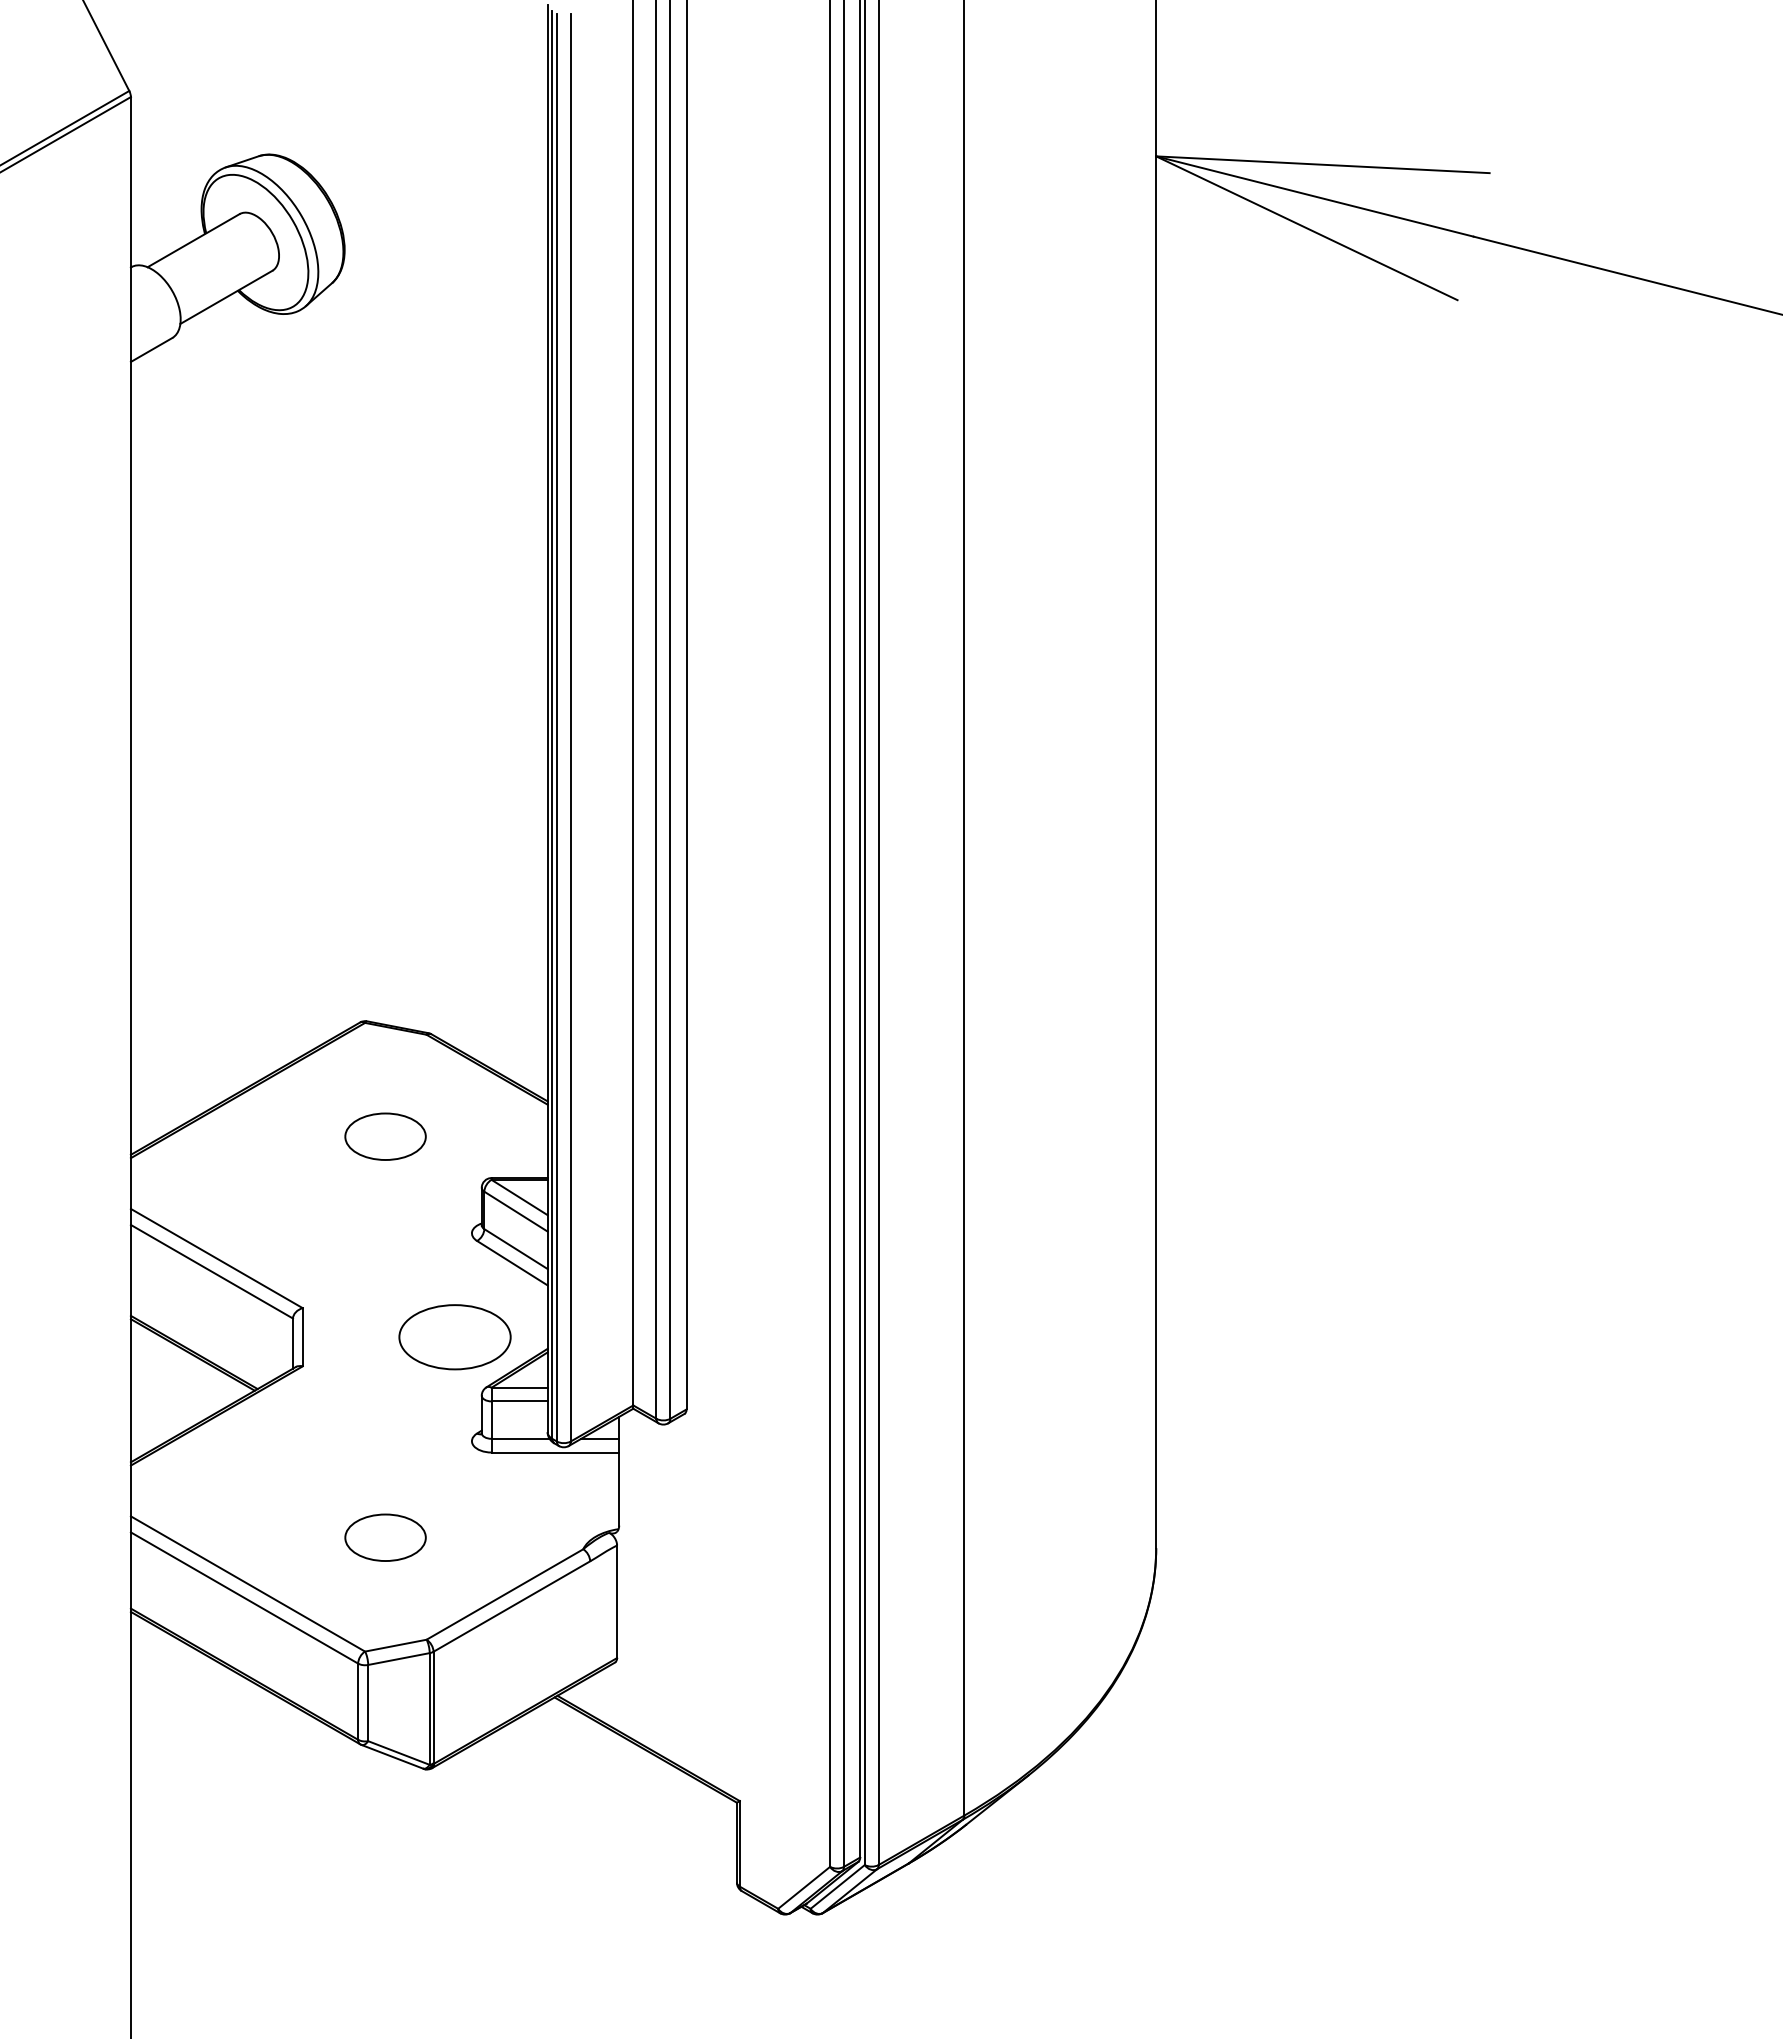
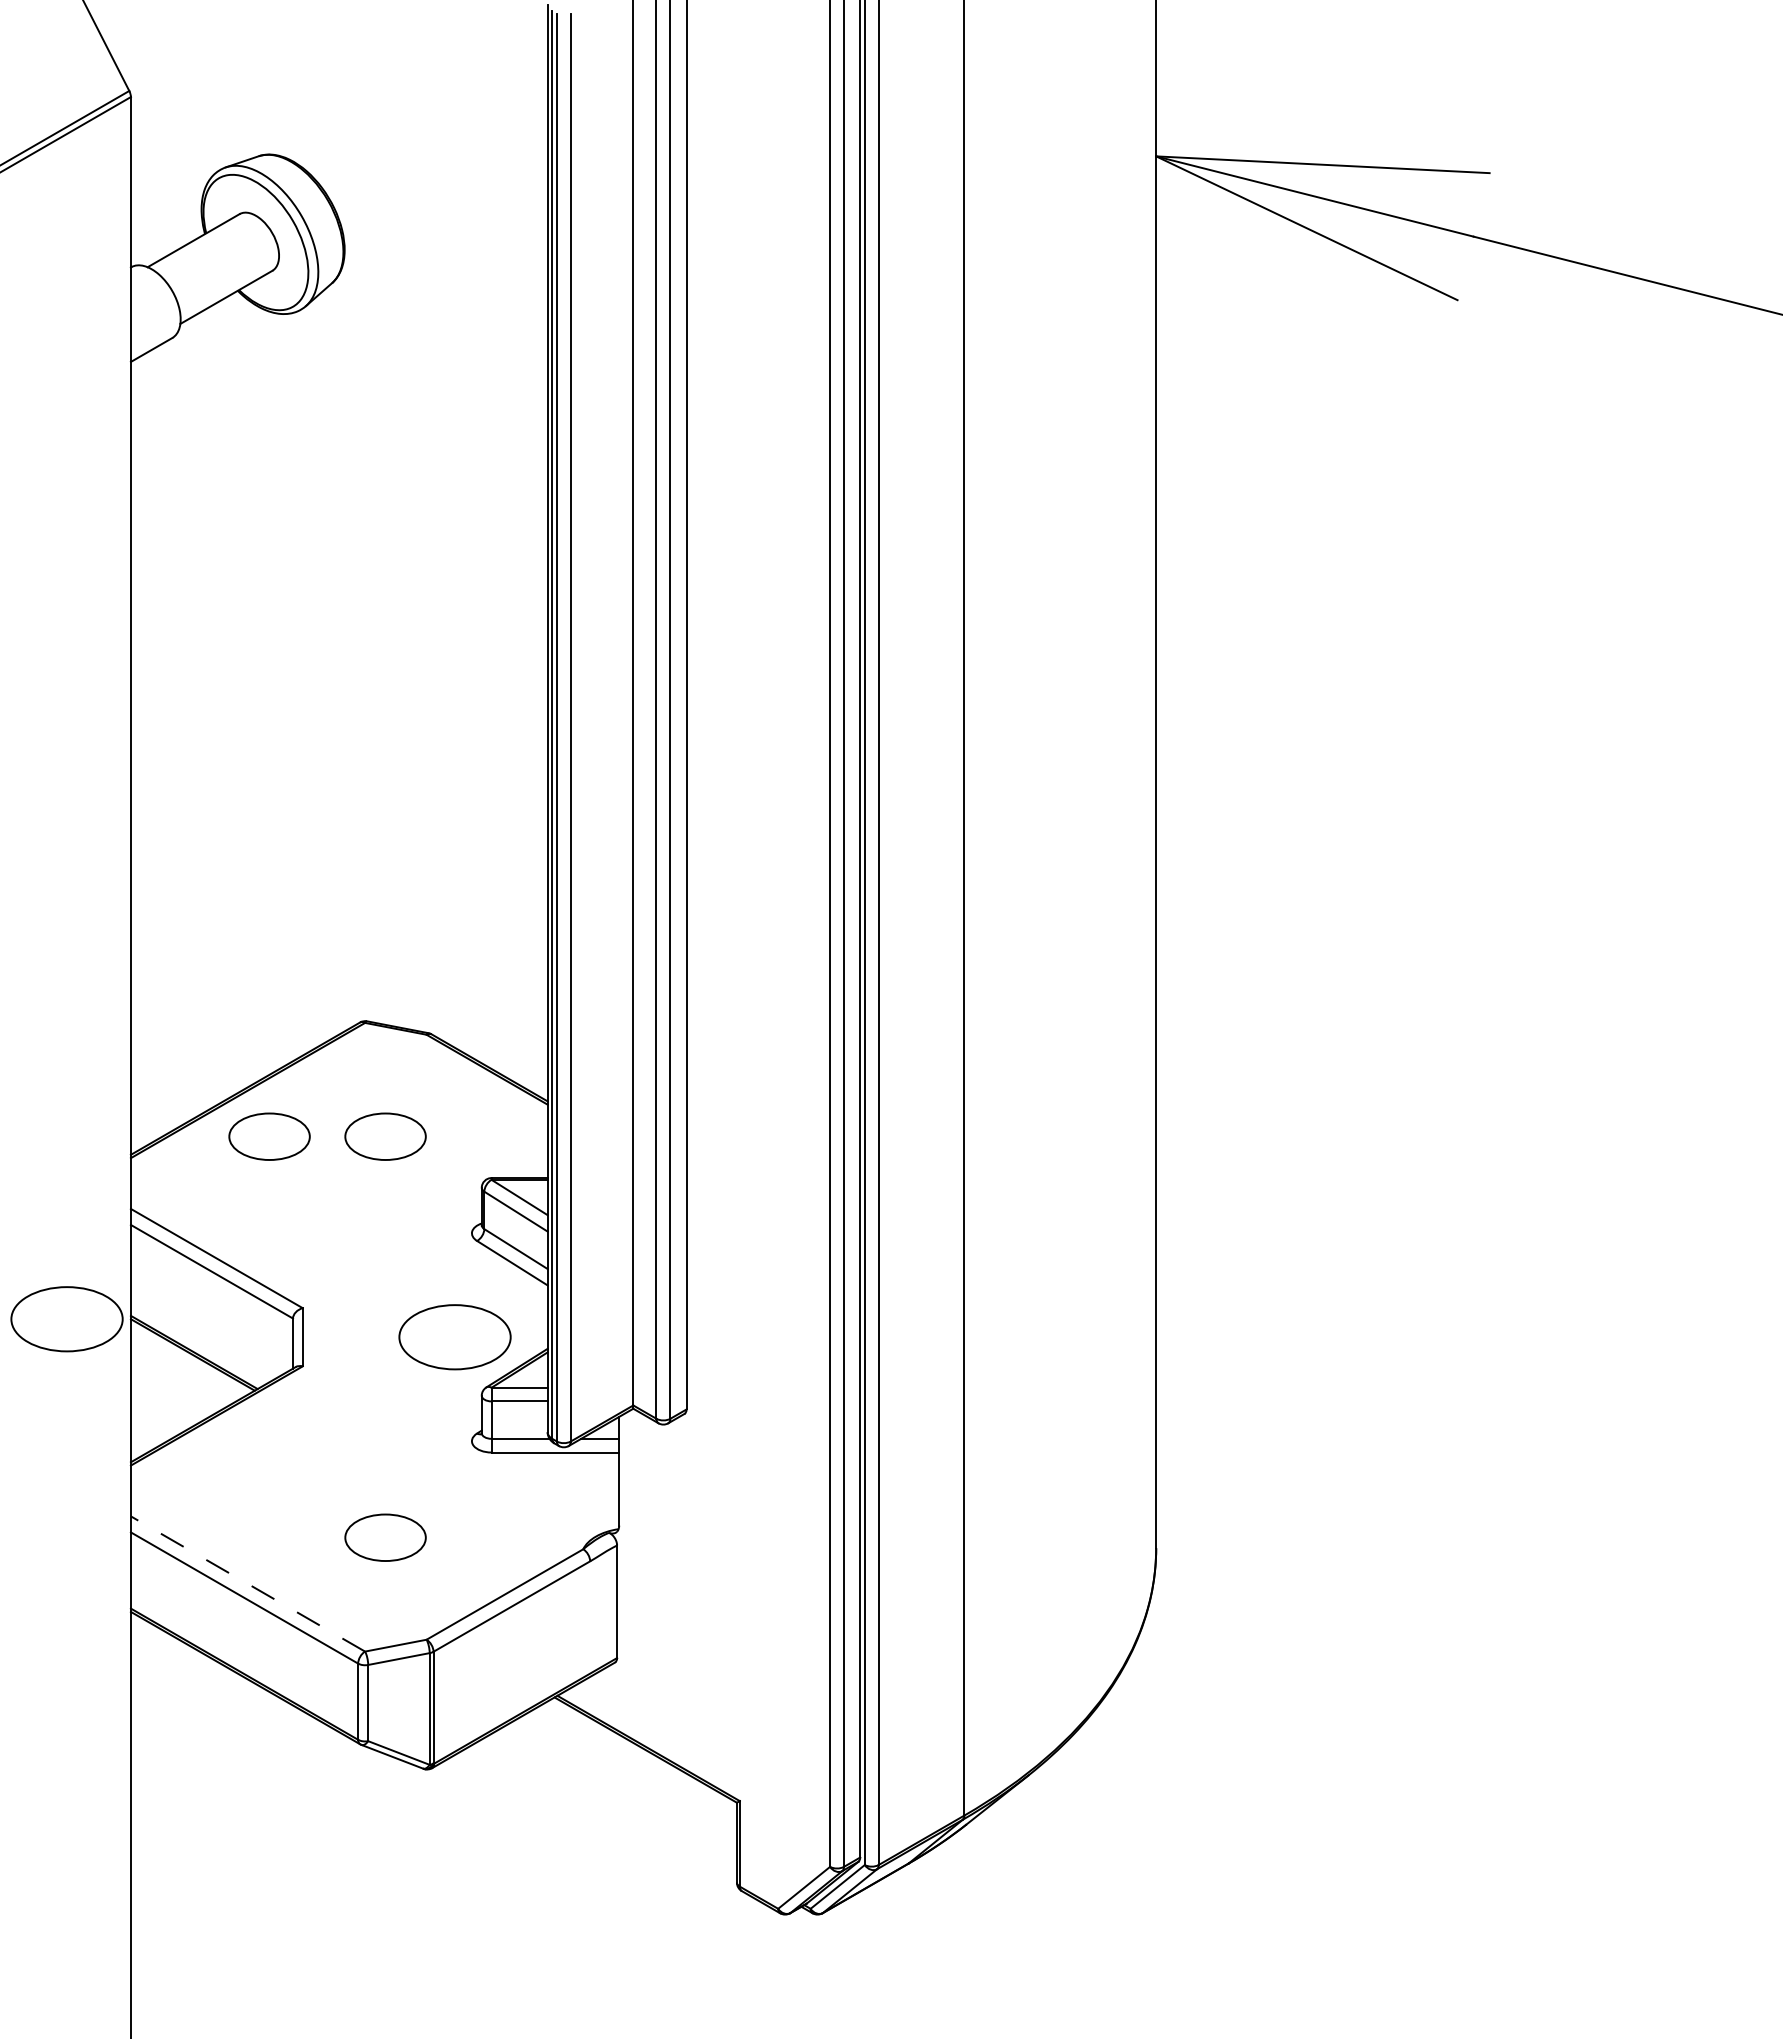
part: none -> present (269, 1136)
part: none -> present (66, 1319)
line: solid -> dashed (247, 1583)
